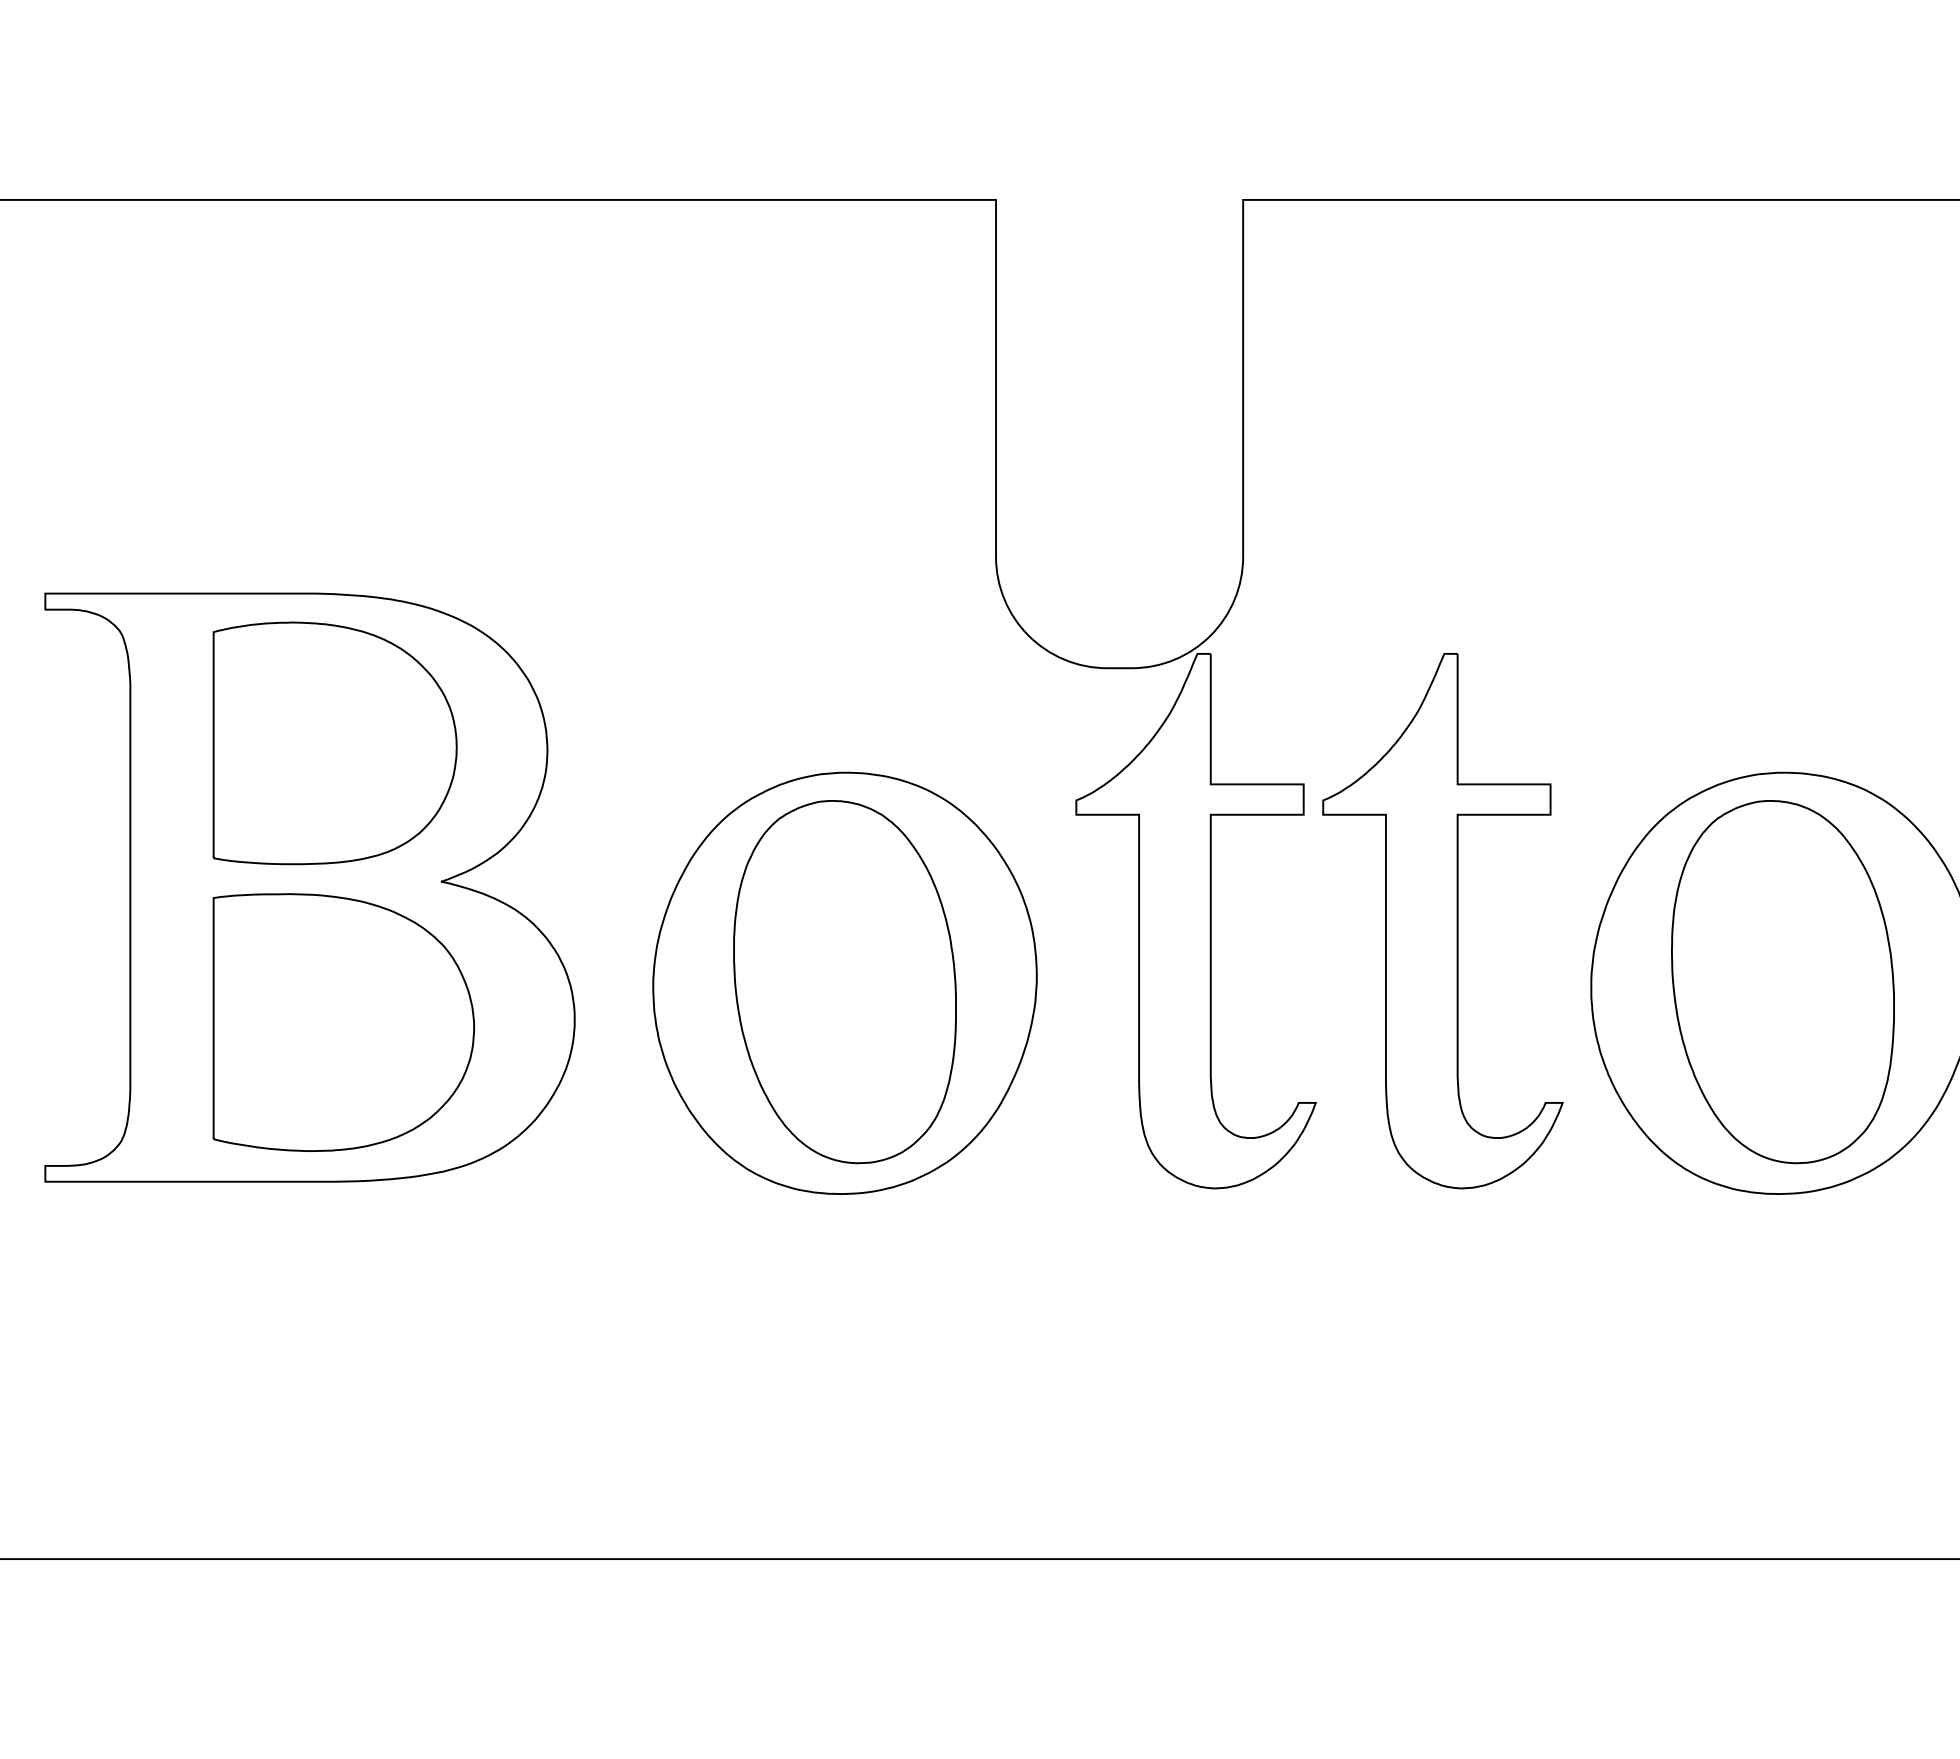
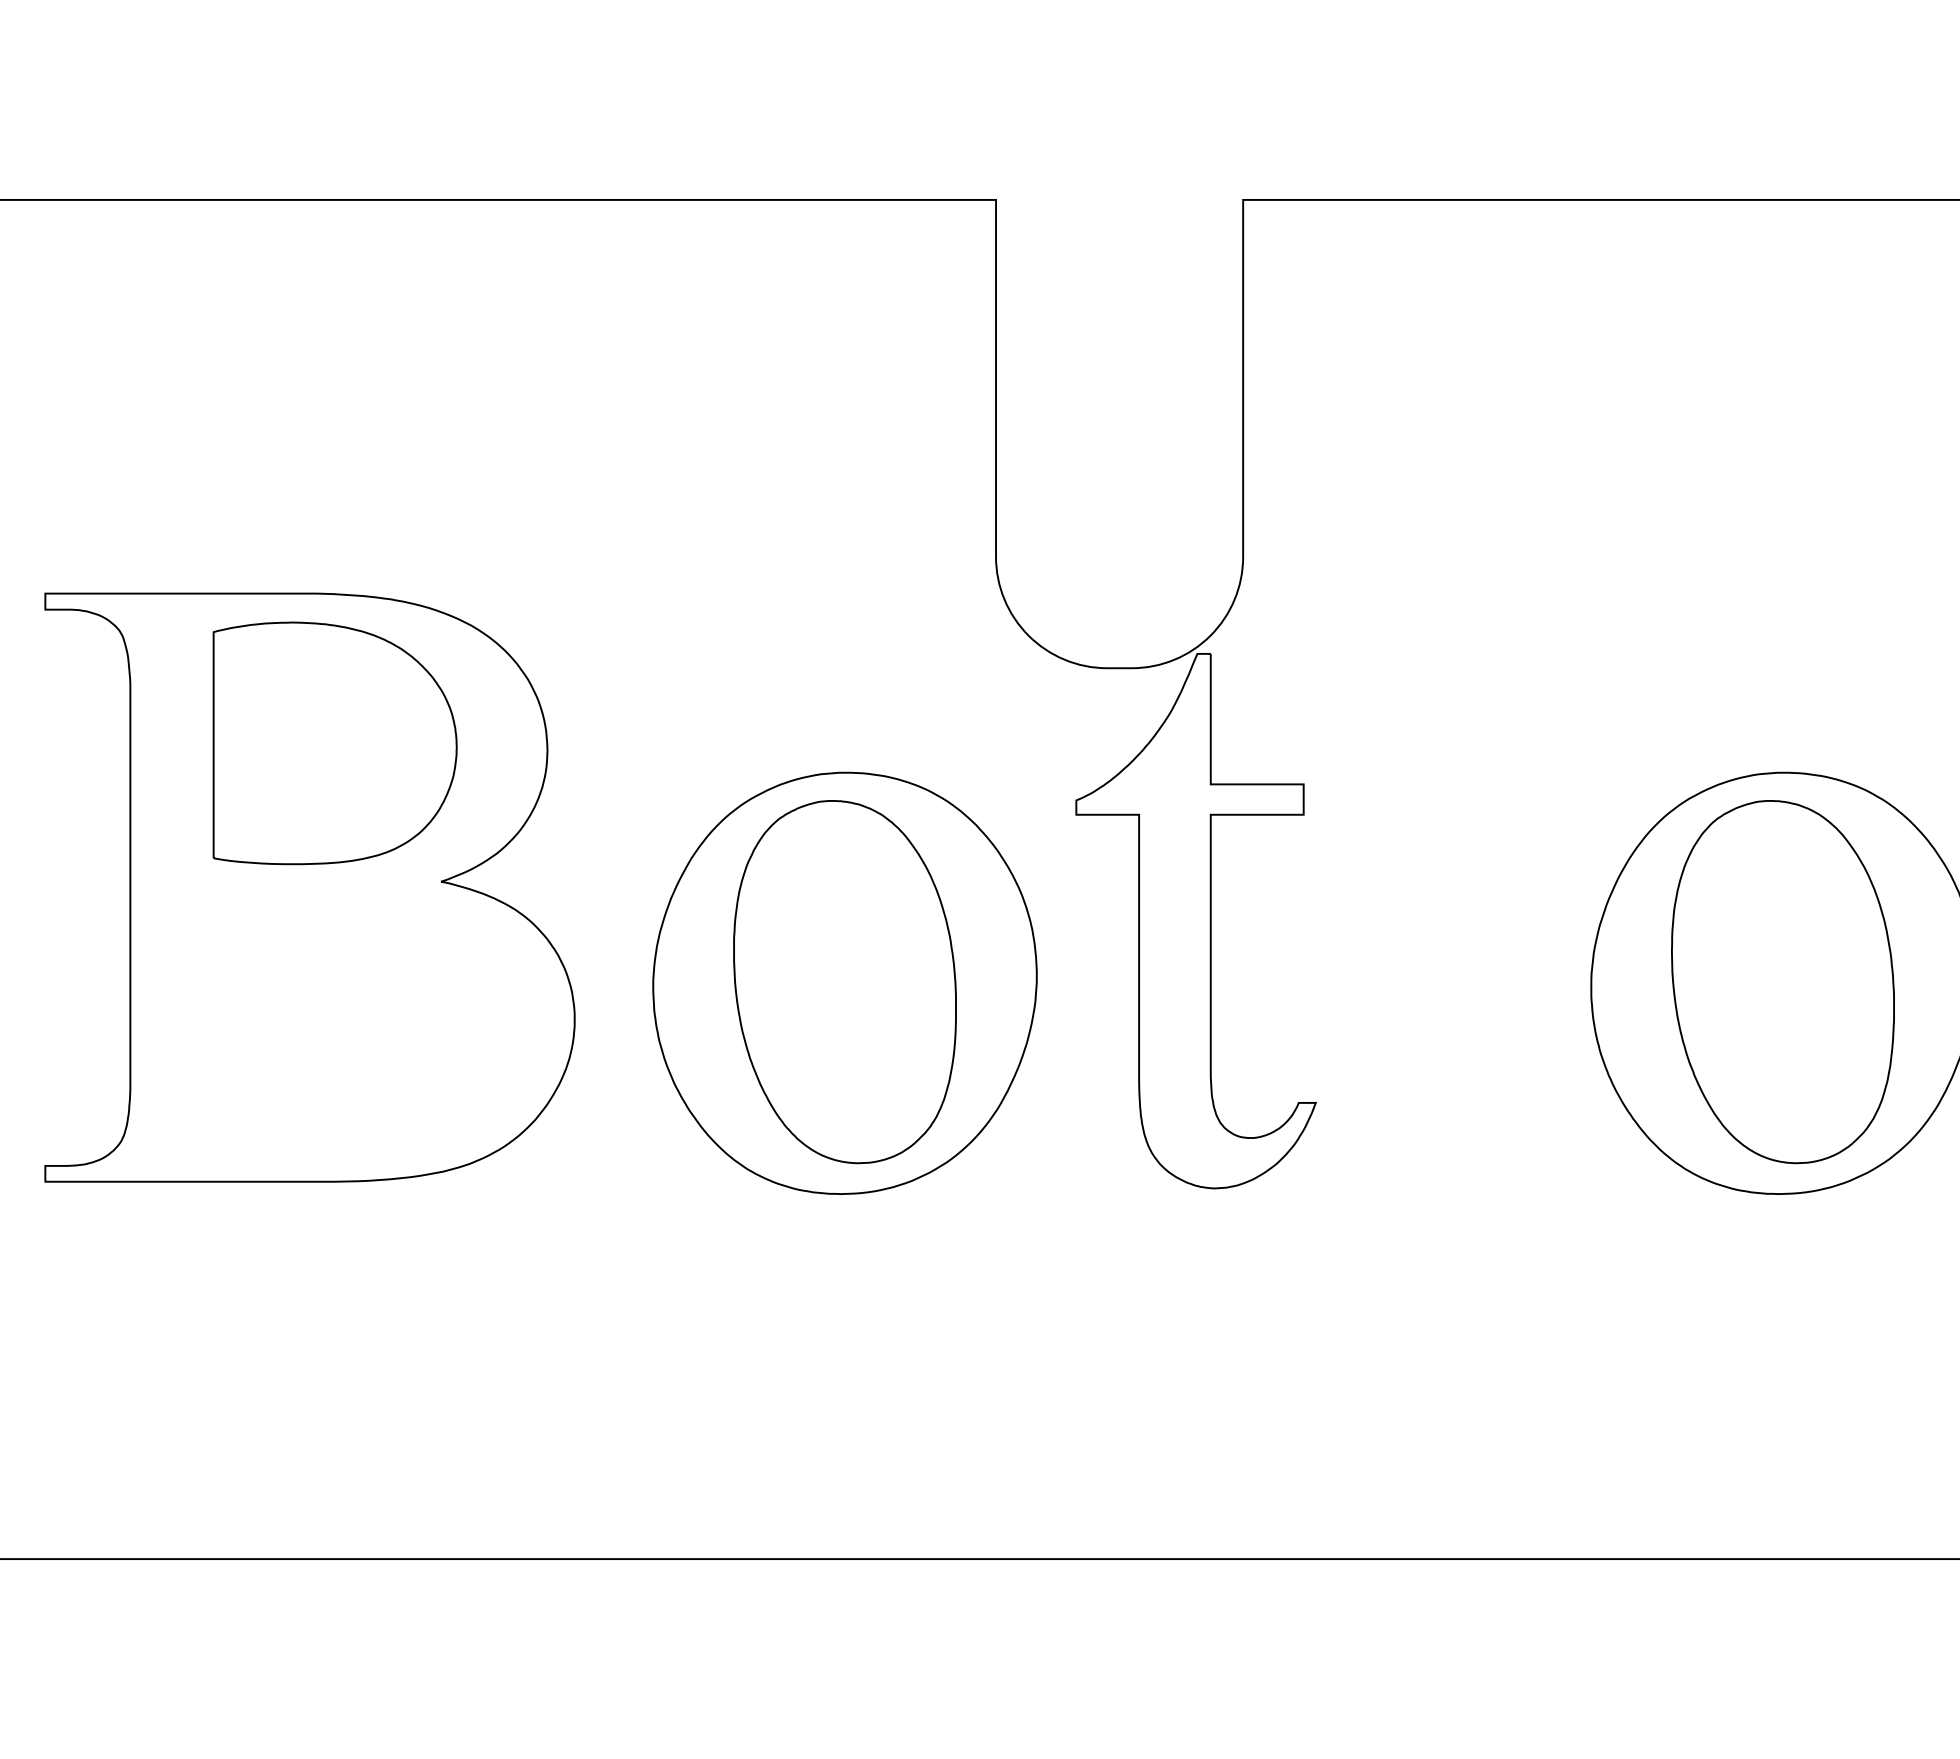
part: present -> none (1442, 921)
part: present -> none (343, 1022)
